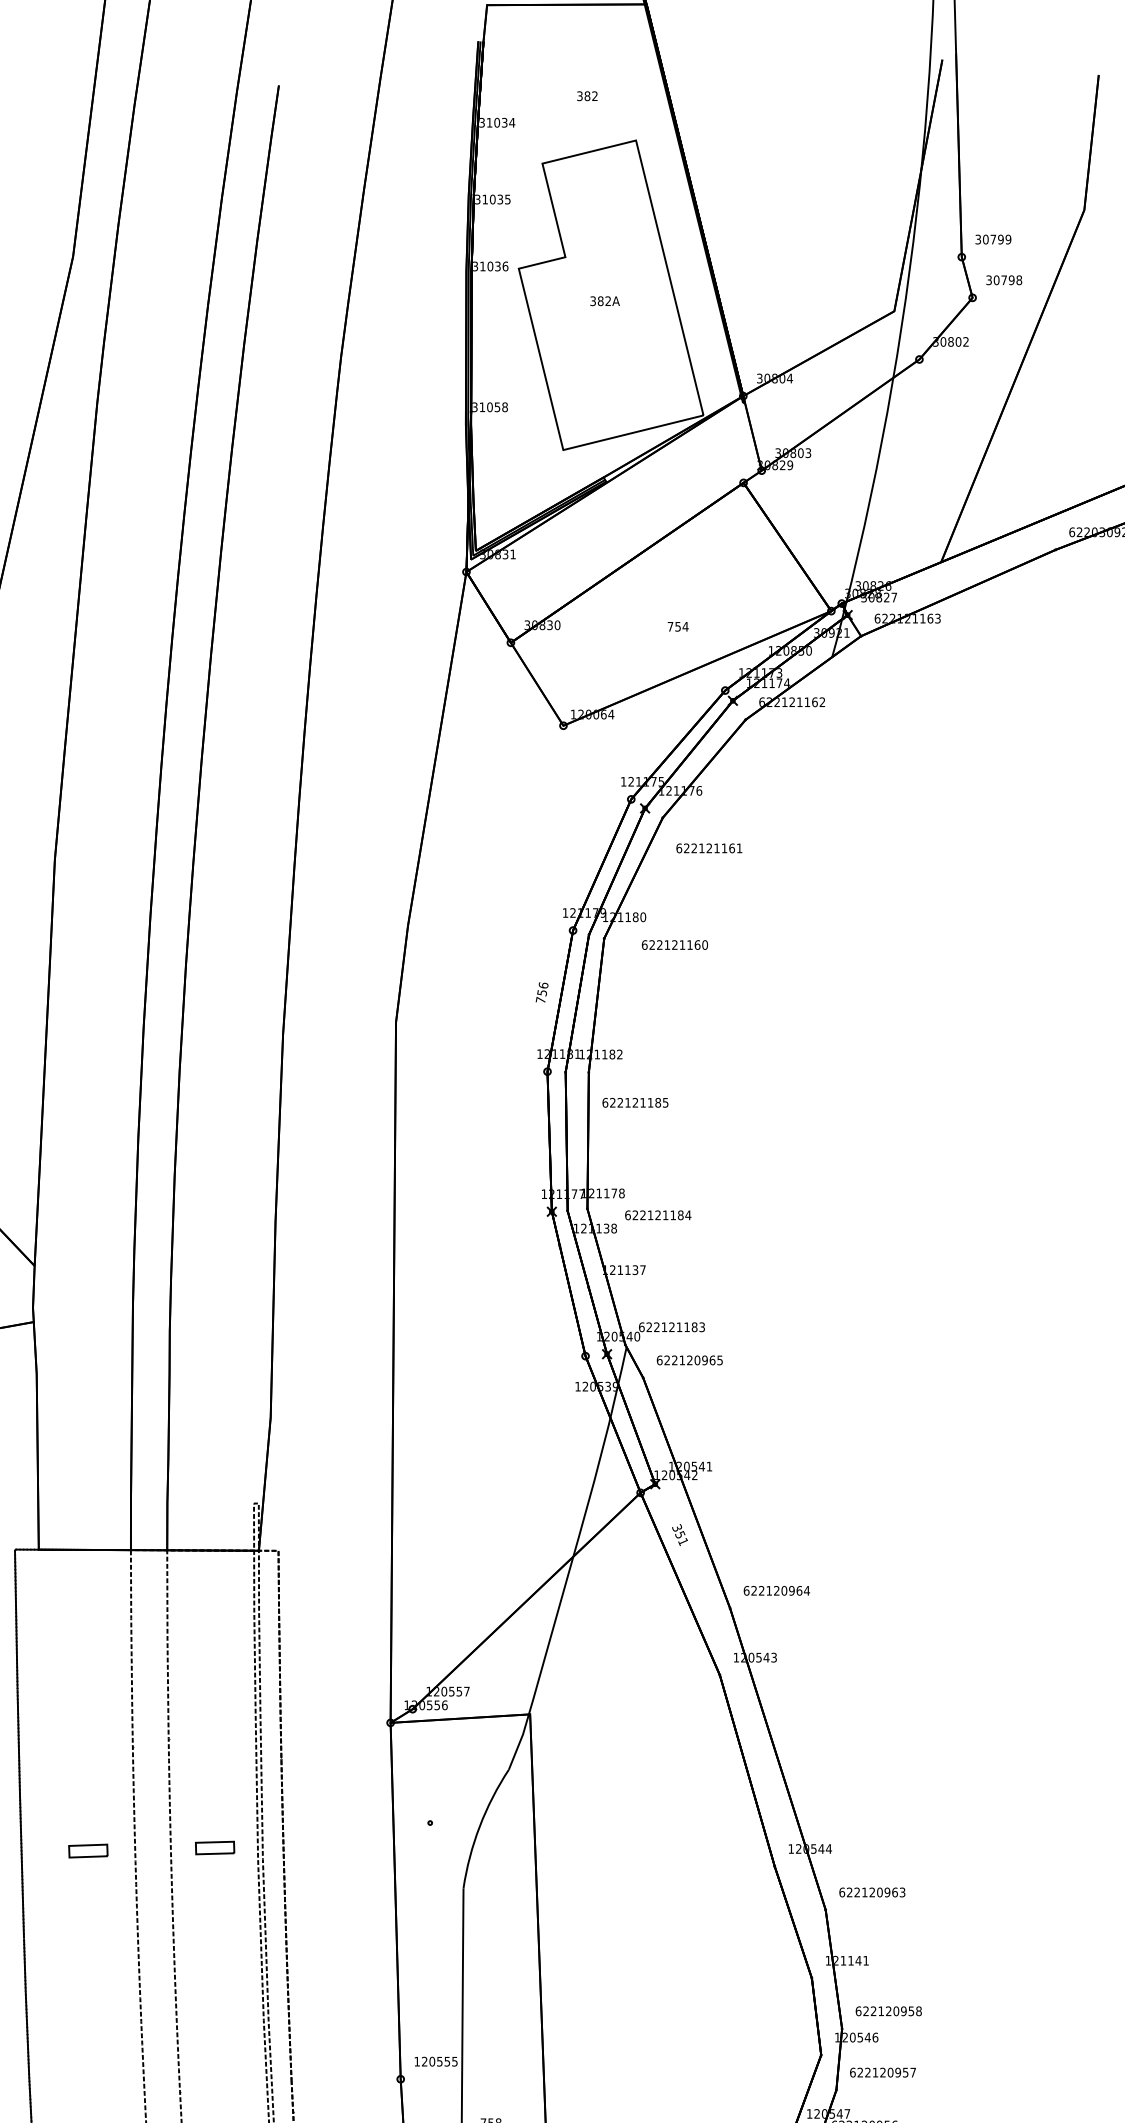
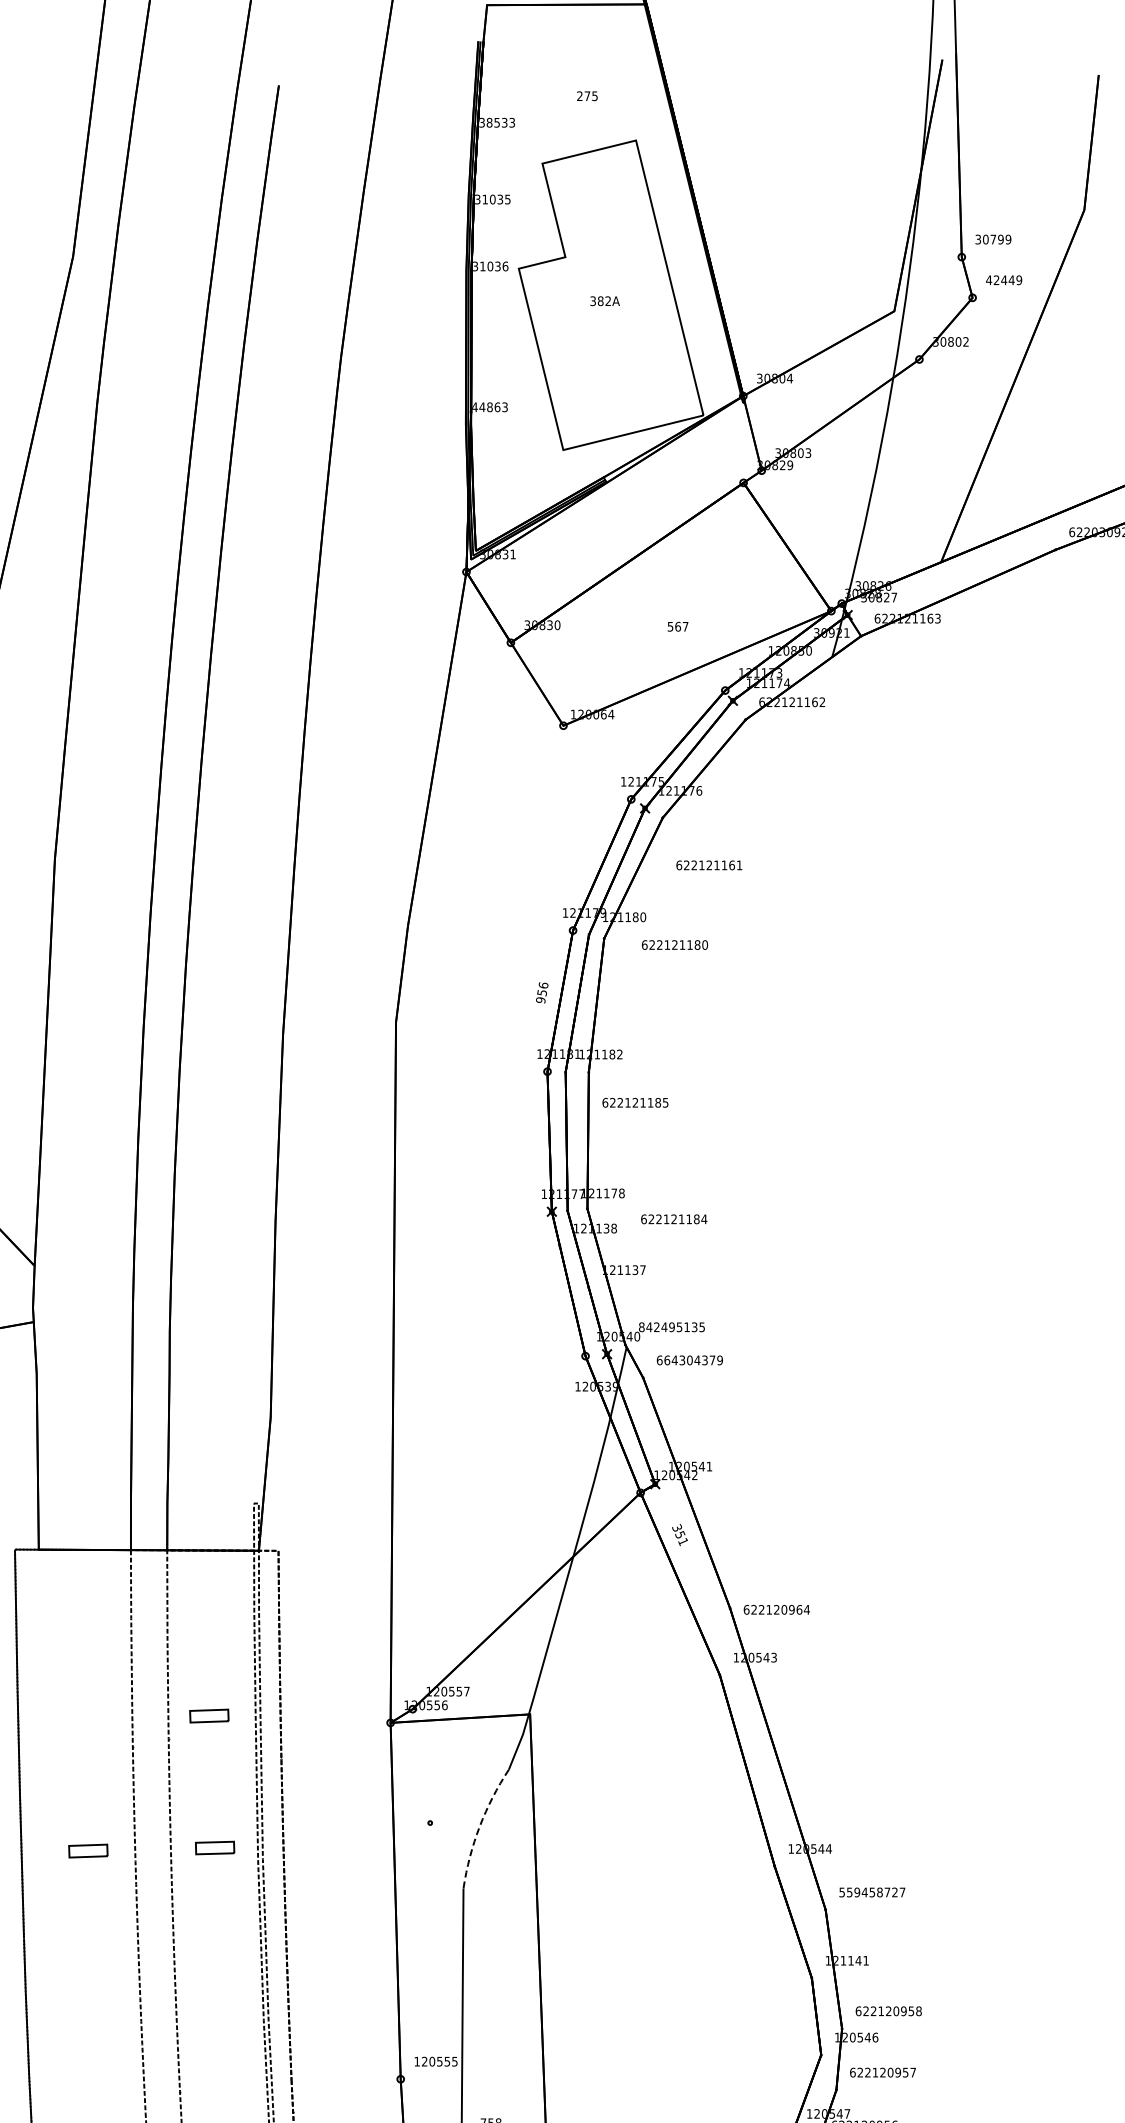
text: 382 -> 275 (587, 96)
text: 31034 -> 38533 (500, 122)
text: 30798 -> 42449 (1004, 280)
text: 31058 -> 44863 (489, 407)
text: 754 -> 567 (677, 626)
text position: (709, 848) -> (709, 865) (709, 865)
text: 622121160 -> 622121180 (697, 944)
text: 756 -> 956 (540, 1000)
text position: (658, 1215) -> (674, 1219) (674, 1219)
text: 622121183 -> 842495135 (671, 1327)
text: 622120965 -> 664304379 (693, 1360)
text position: (776, 1590) -> (776, 1609) (776, 1609)
part: none -> present (209, 1715)
line: solid -> dashed (479, 1826)
text: 622120963 -> 559458727 (872, 1892)
